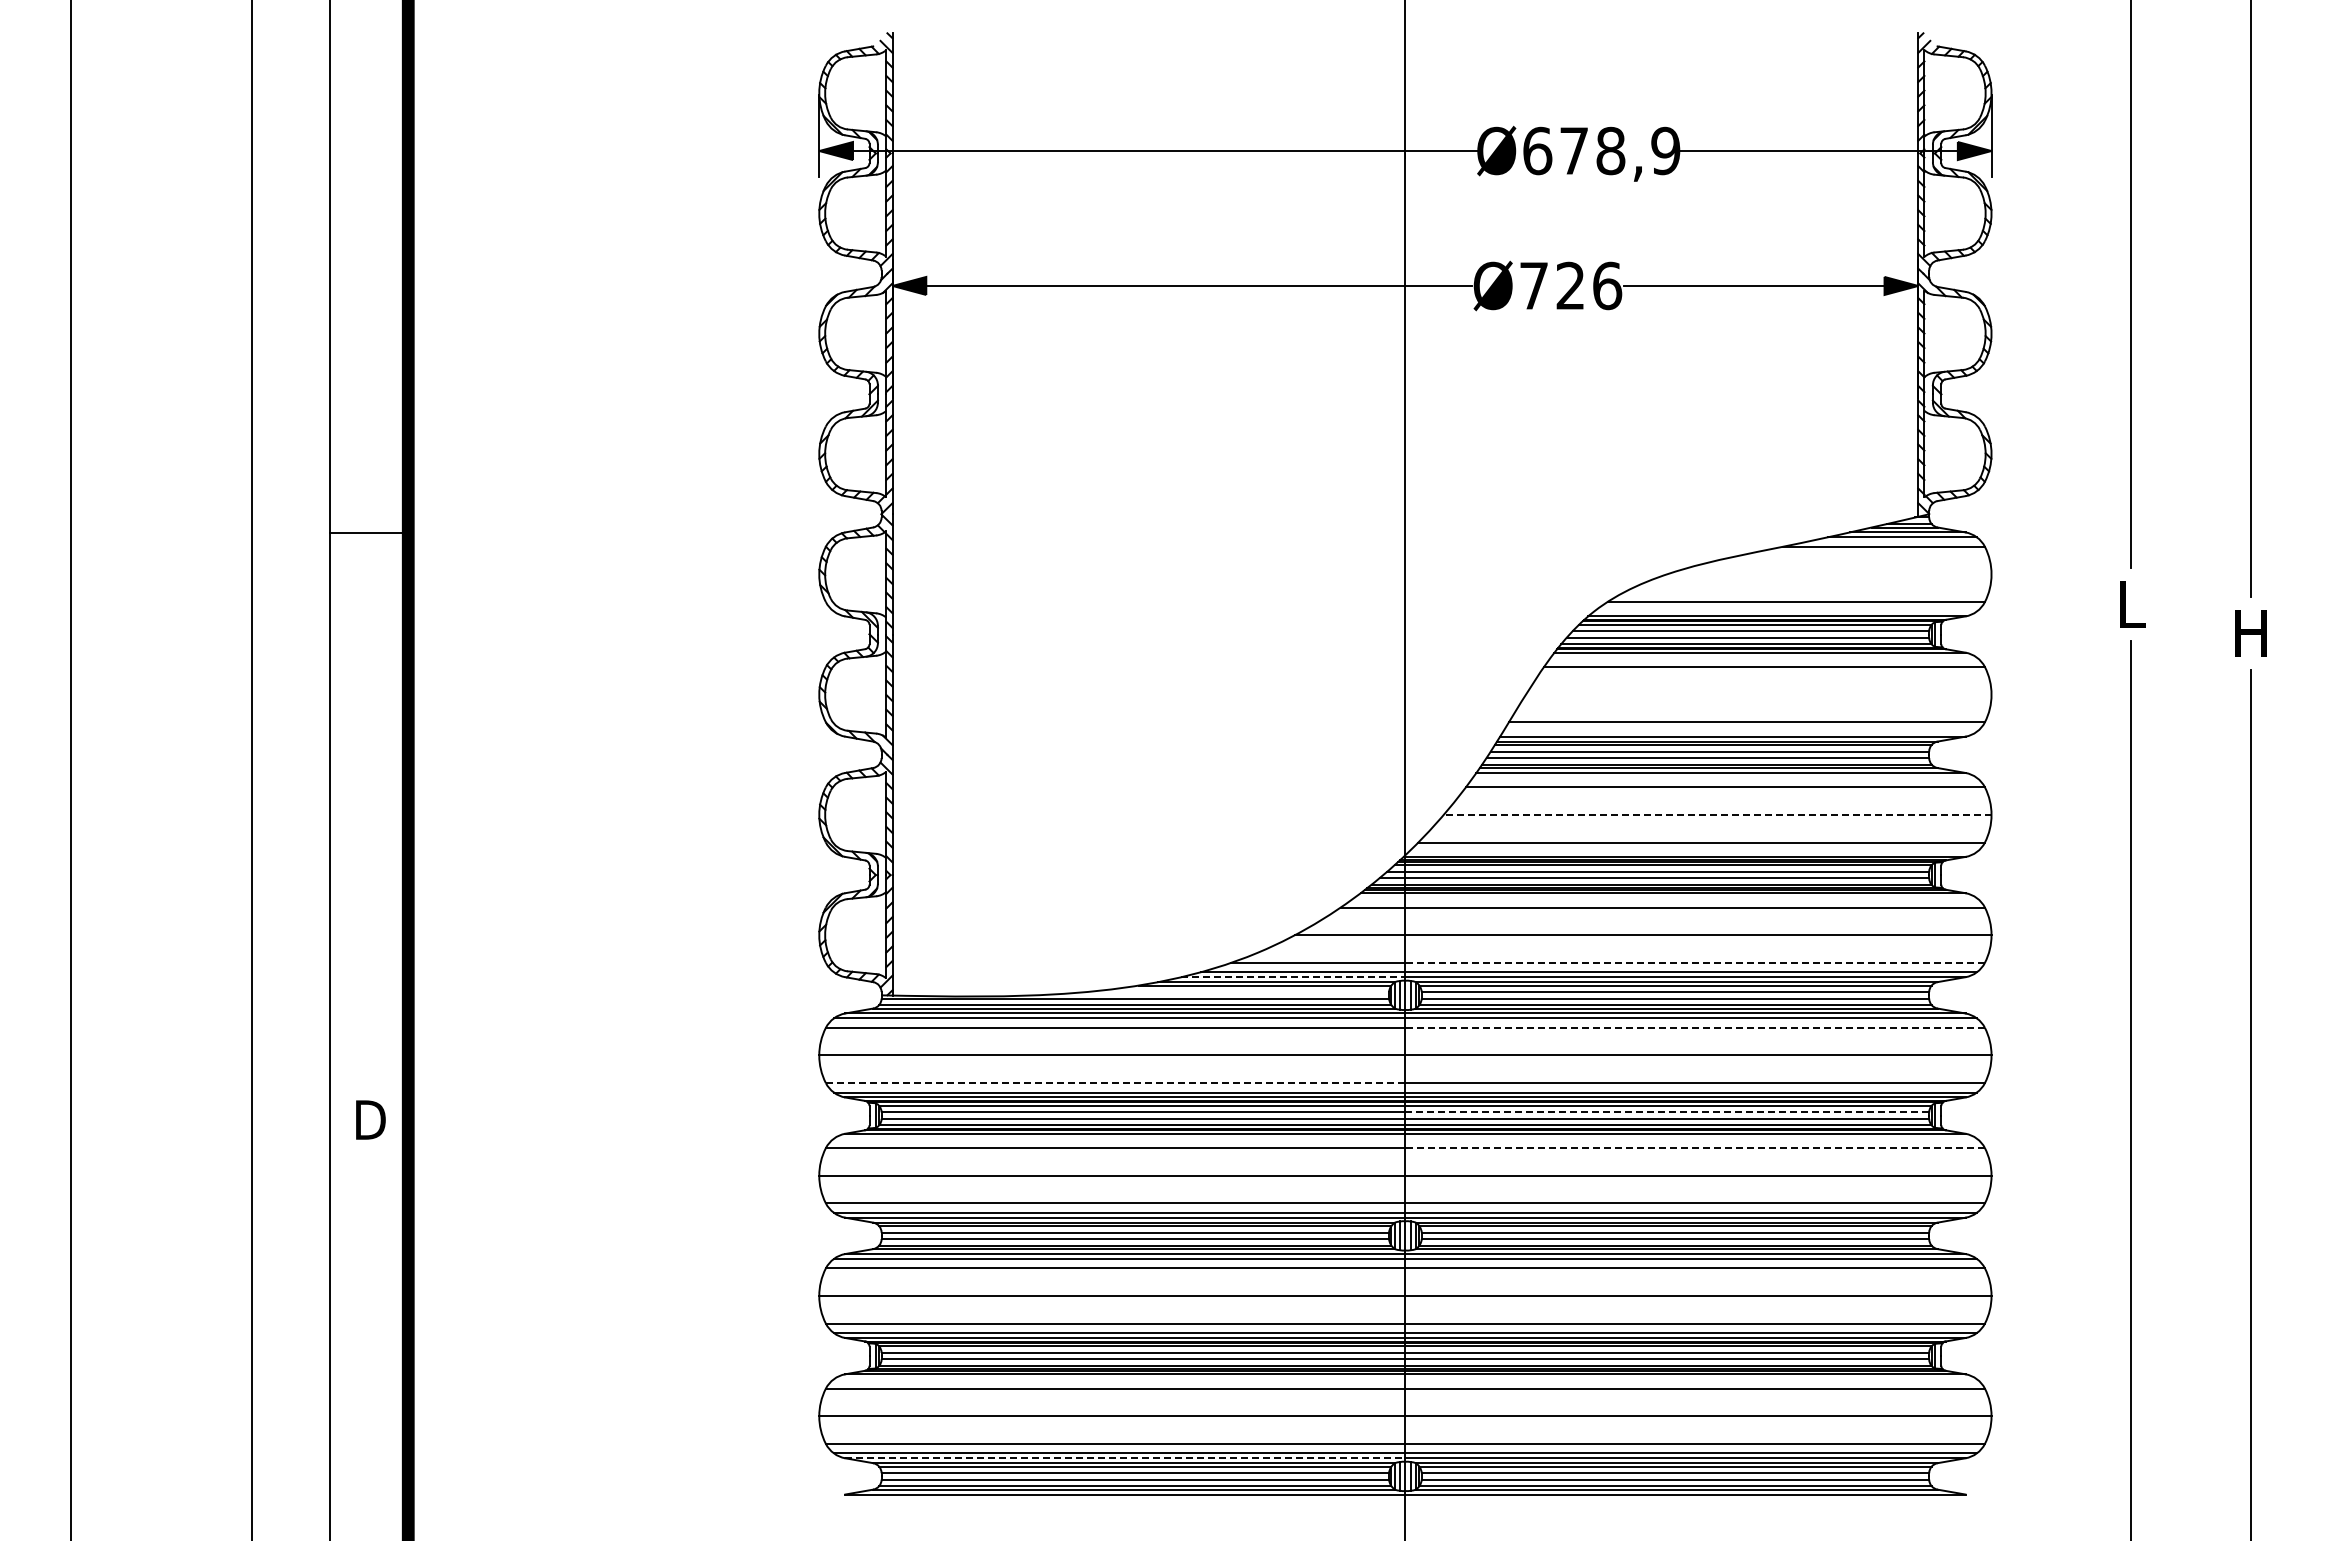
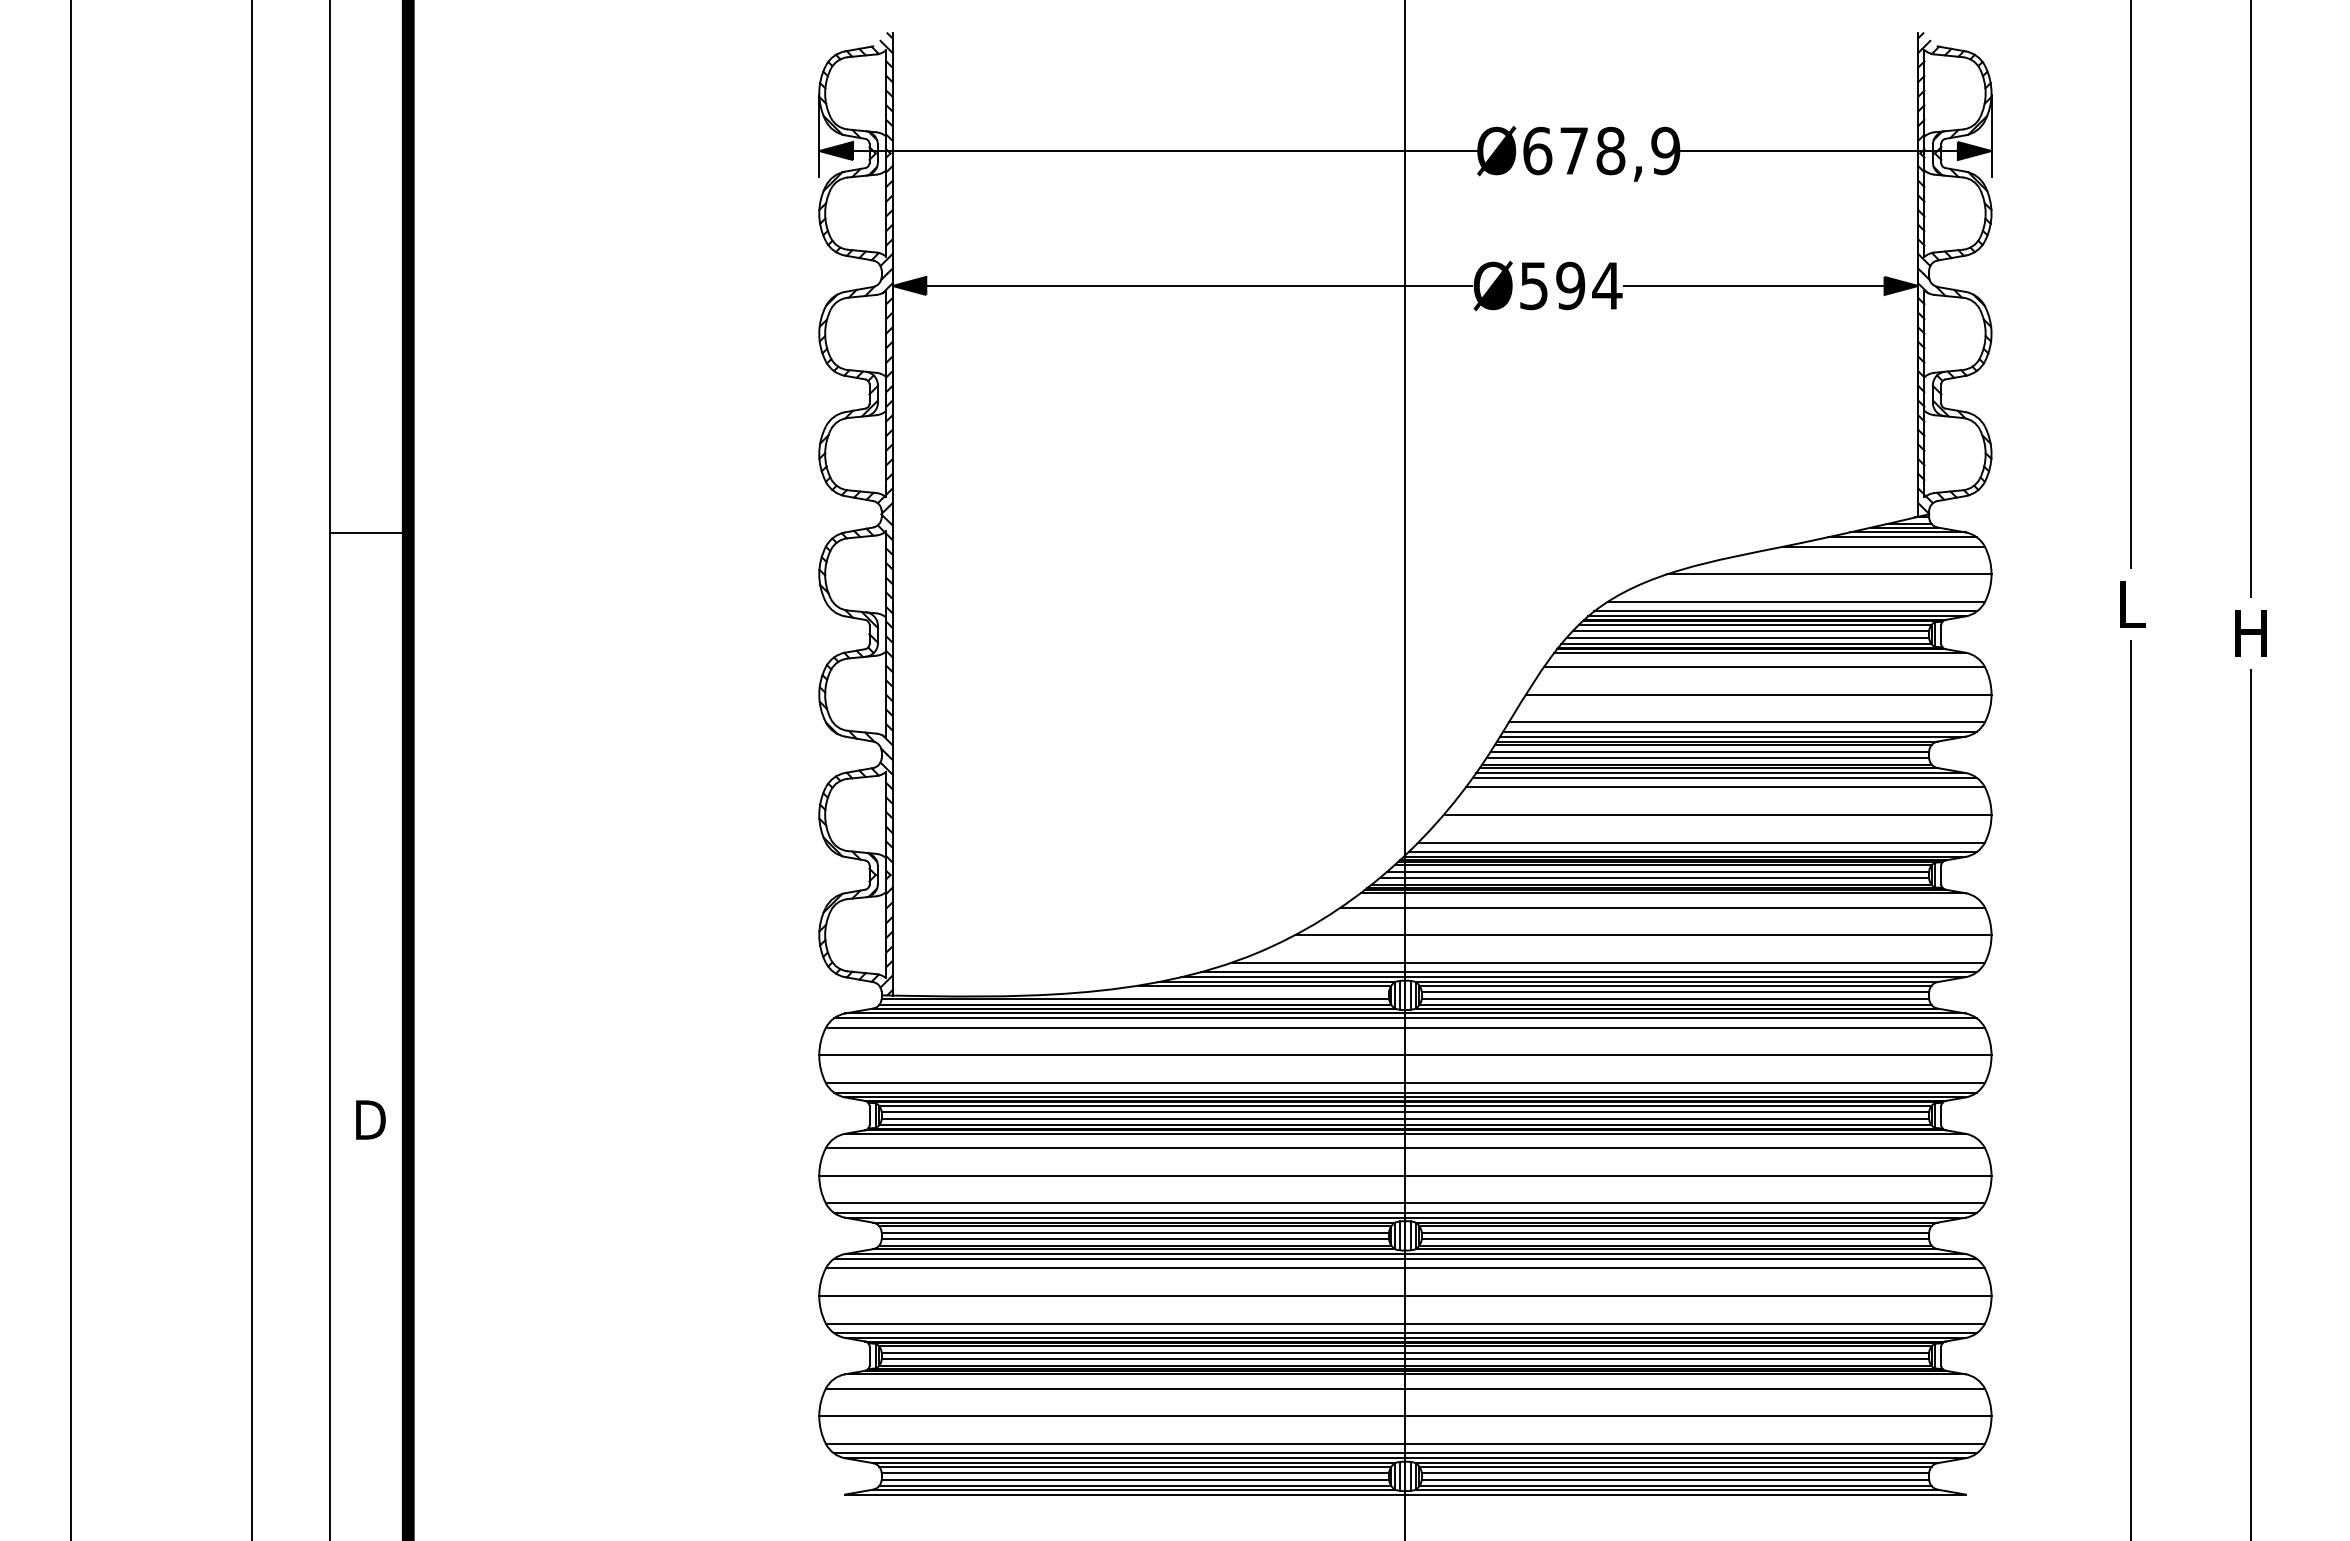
text: Ø726 -> Ø594 (1571, 285)
line: none -> present (1828, 574)
line: none -> present (1785, 611)
line: none -> present (1758, 694)
line: none -> present (1739, 731)
line: none -> present (1724, 777)
line: dashed -> solid (1717, 814)
line: none -> present (1692, 852)
line: dashed -> solid (1695, 962)
line: dashed -> solid (1293, 977)
line: dashed -> solid (1695, 1027)
line: dashed -> solid (1115, 1083)
line: dashed -> solid (1667, 1112)
line: dashed -> solid (1695, 1148)
line: dashed -> solid (1125, 1458)
